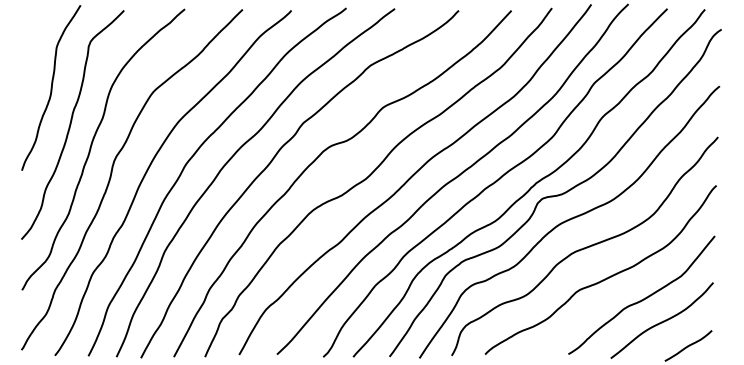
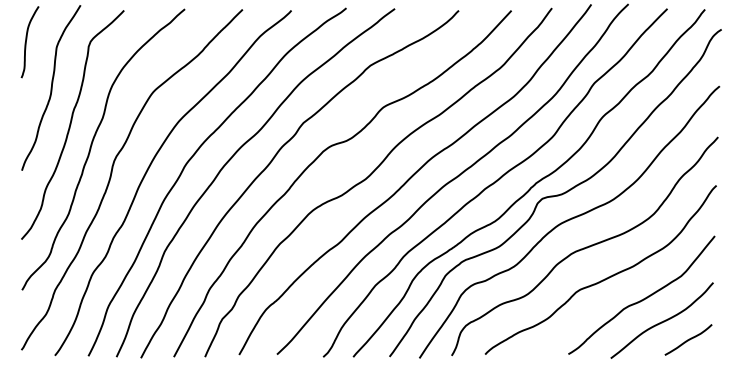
curve: none -> present (26, 42)
curve position: (688, 345) -> (688, 339) (688, 339)
